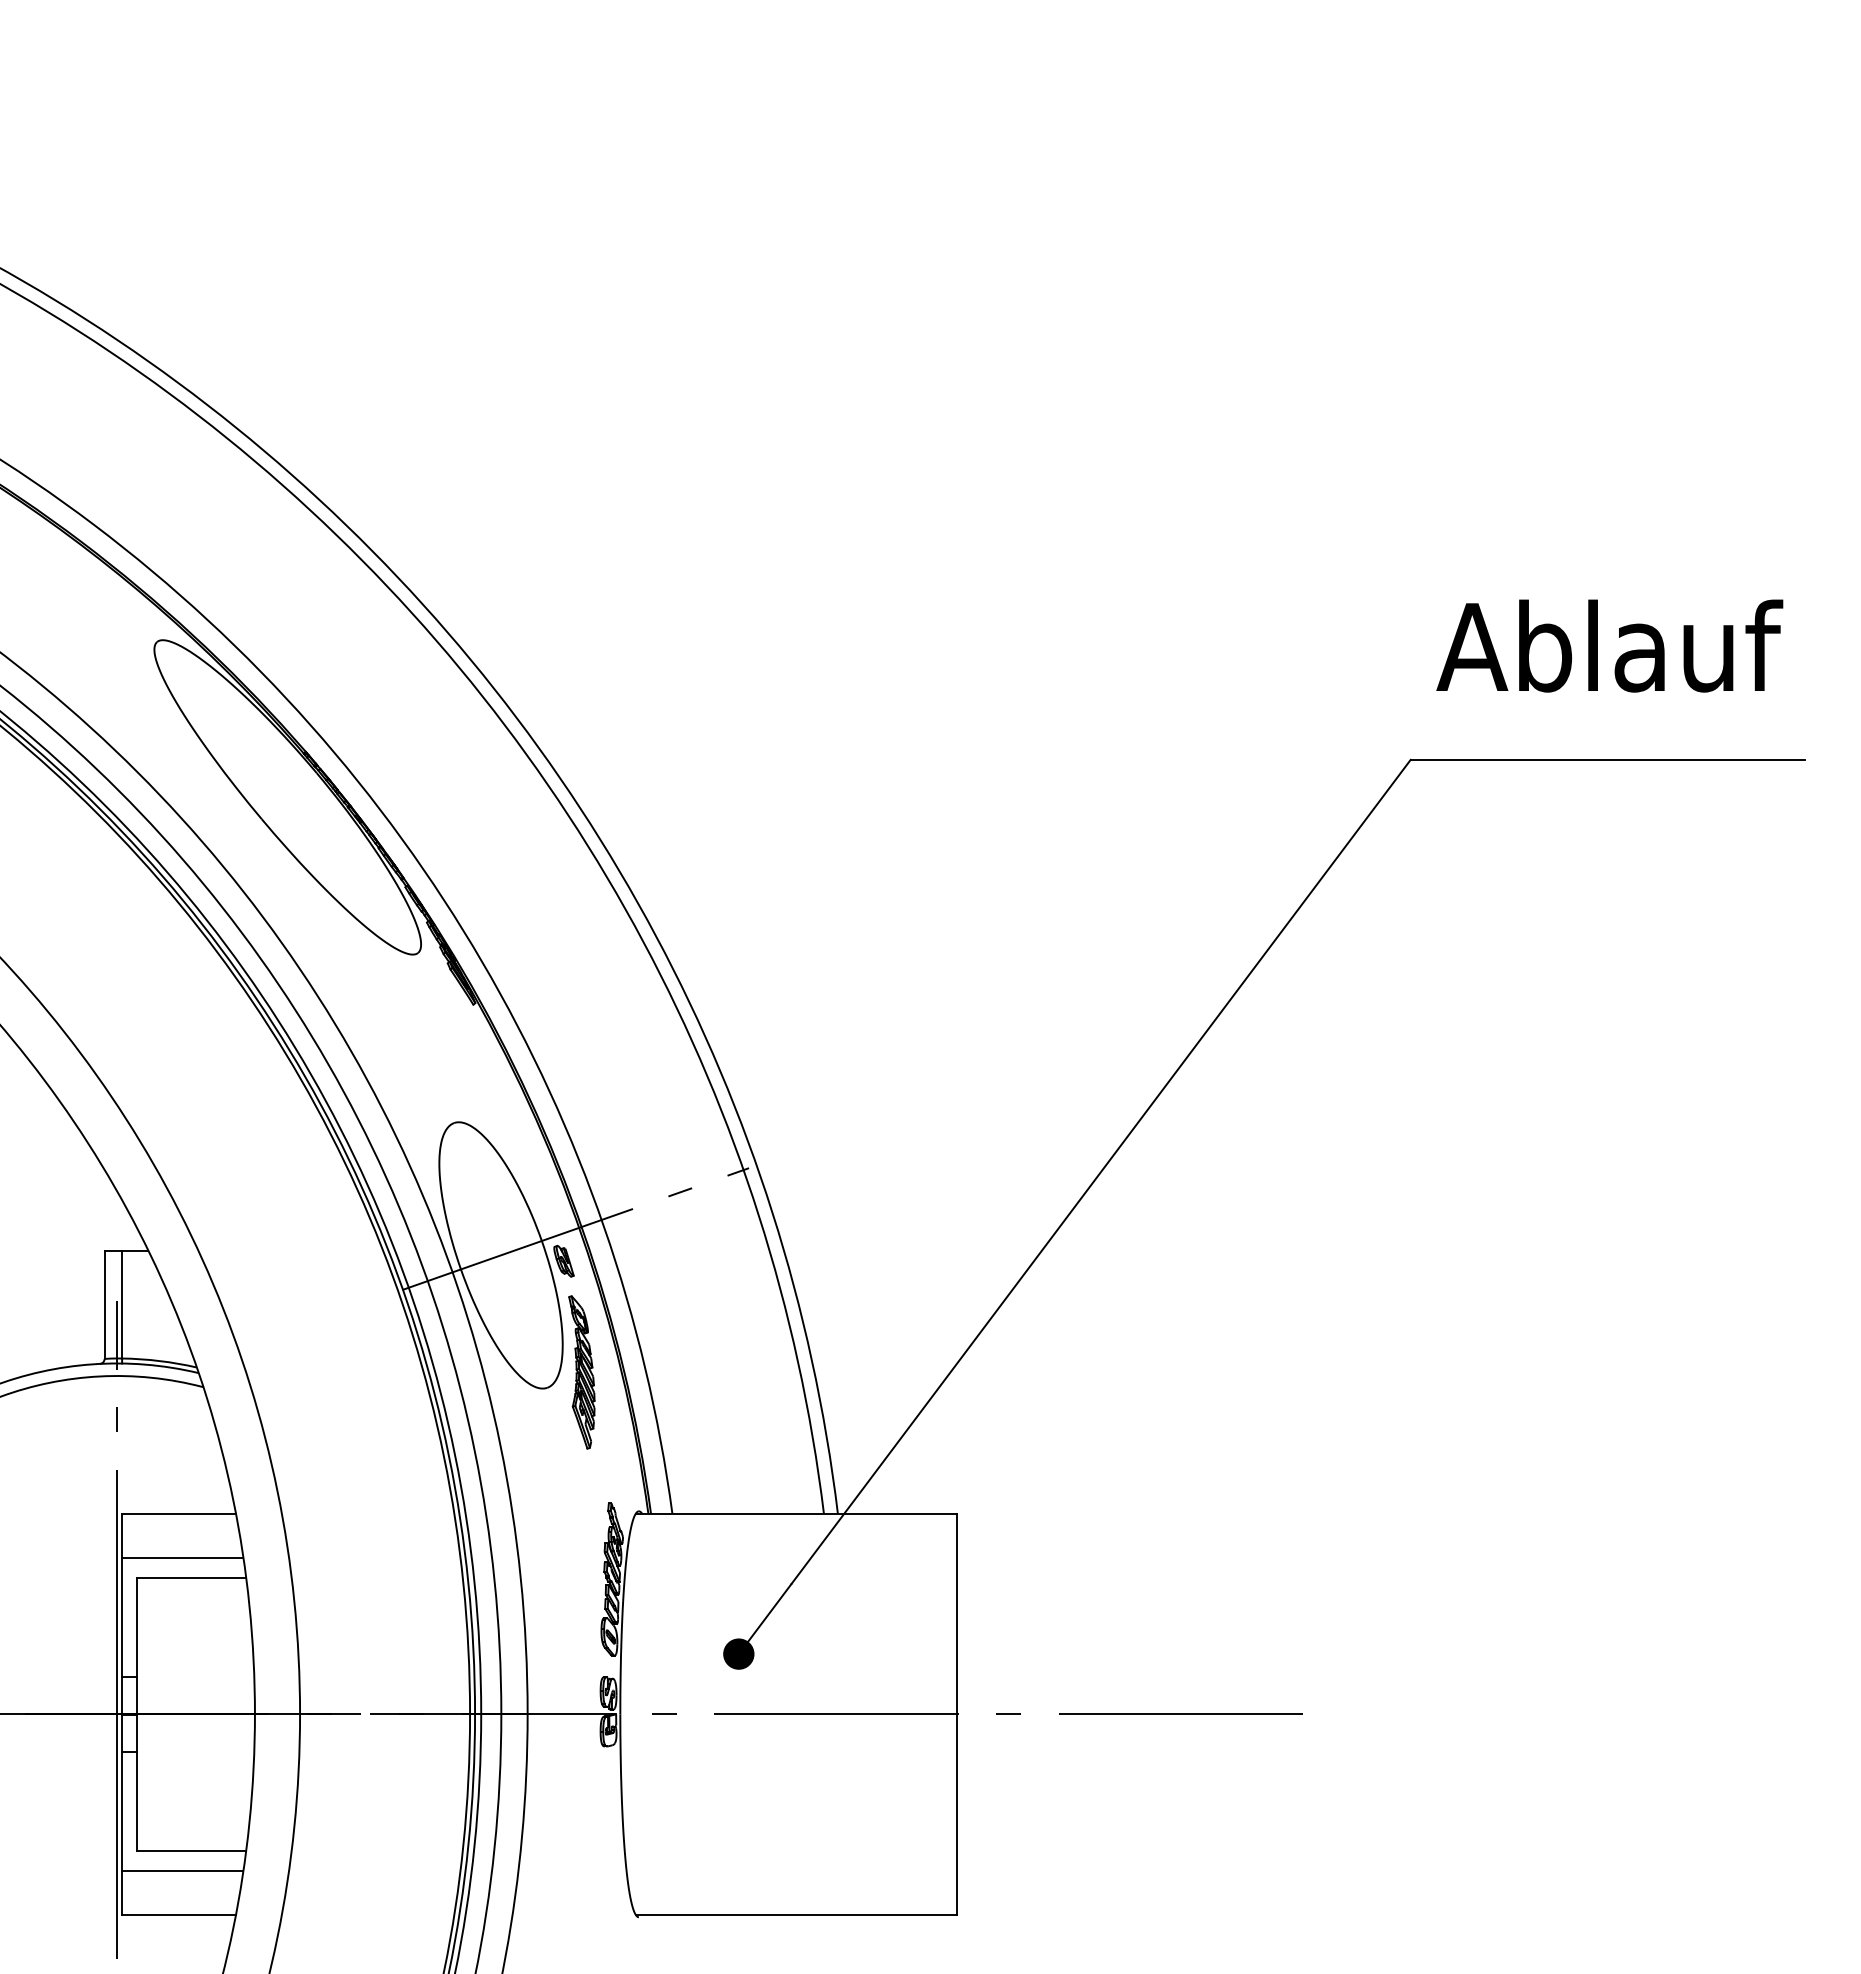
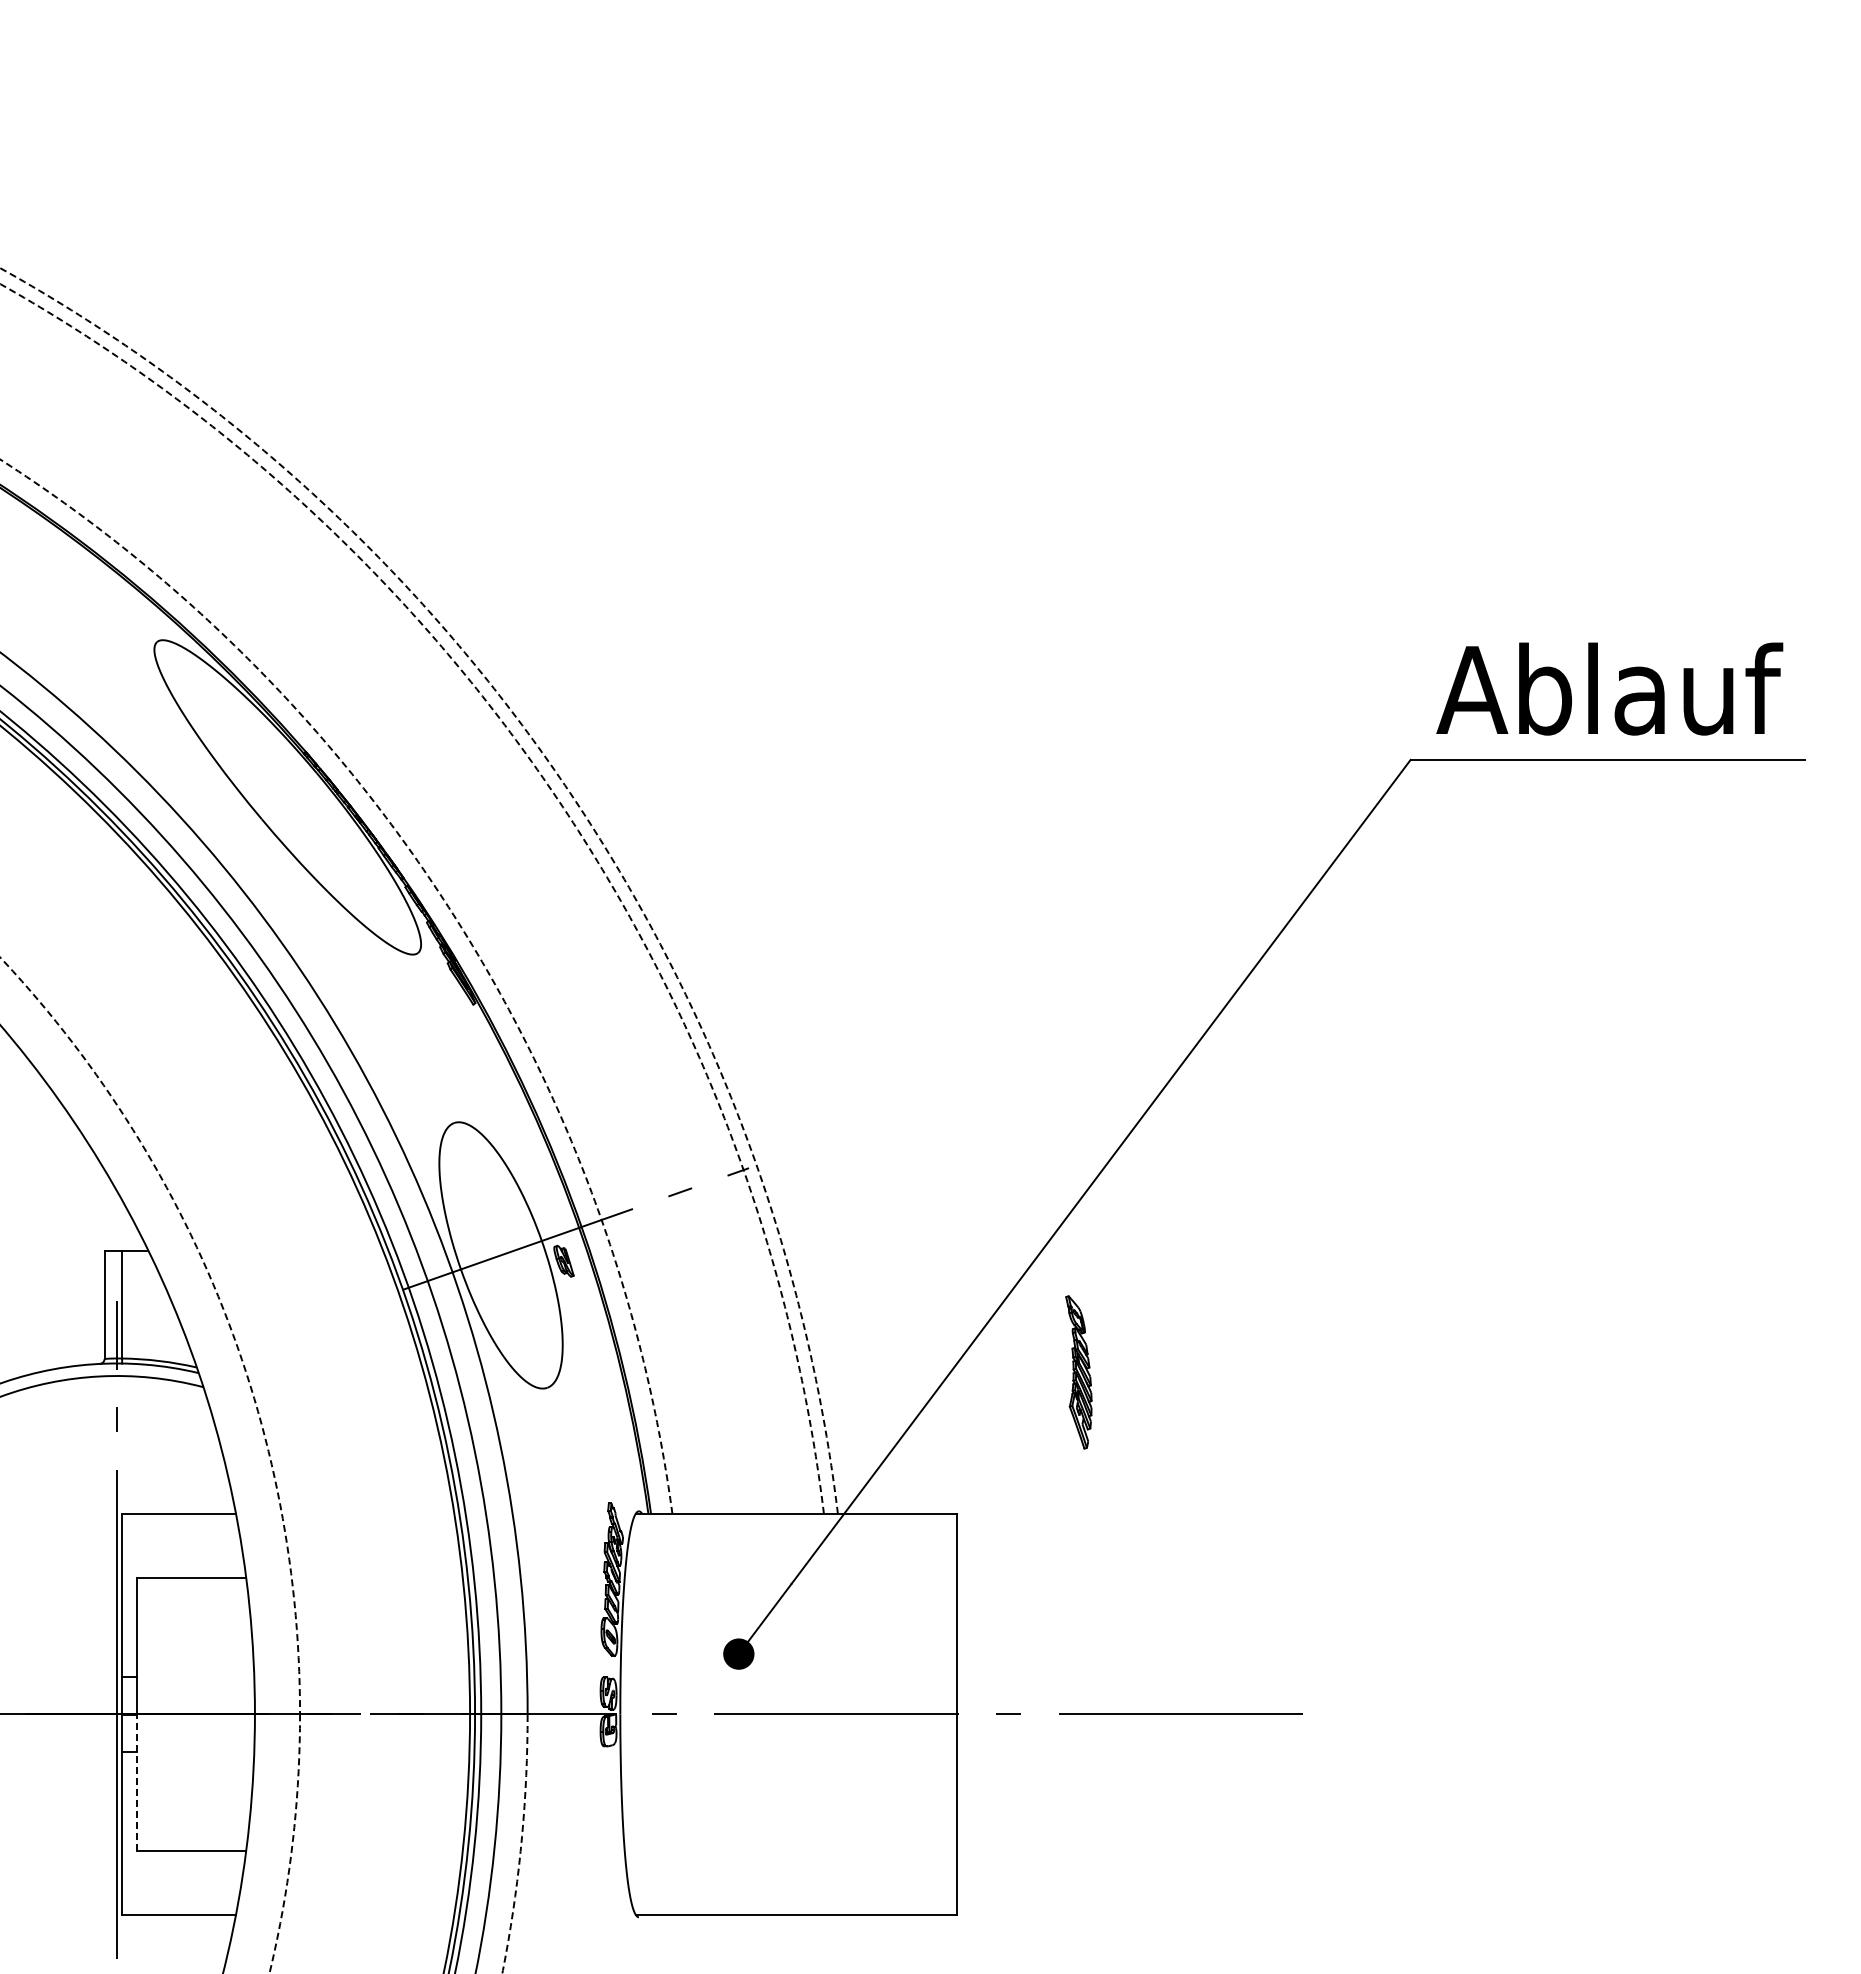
text position: (1609, 645) -> (1609, 688) (1609, 688)
arc: solid -> dashed (570, 793)
arc: solid -> dashed (557, 799)
arc: solid -> dashed (451, 912)
part position: (581, 1372) -> (1078, 1372) (1078, 1372)
circle: solid -> dashed (150, 1465)
line: present -> none (182, 1557)
line: solid -> dashed (137, 1782)
arc: solid -> dashed (521, 1844)
line: present -> none (182, 1870)
